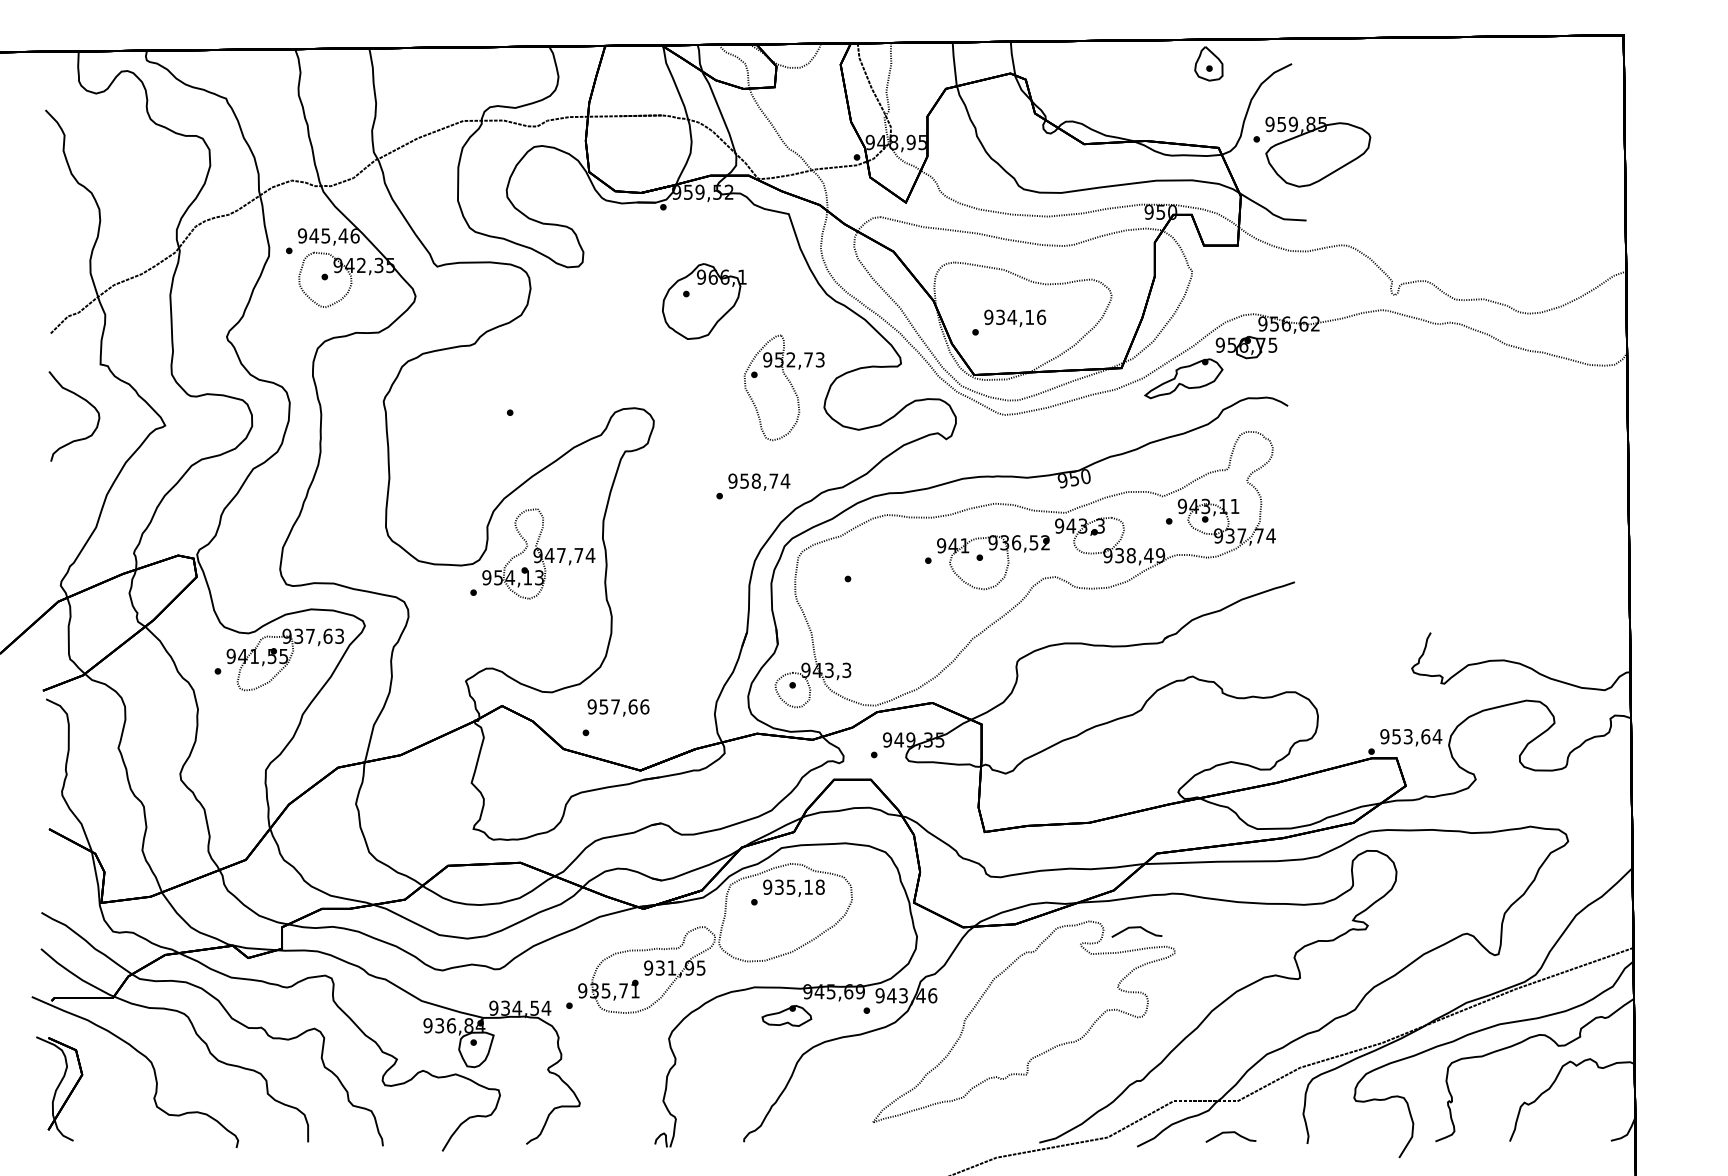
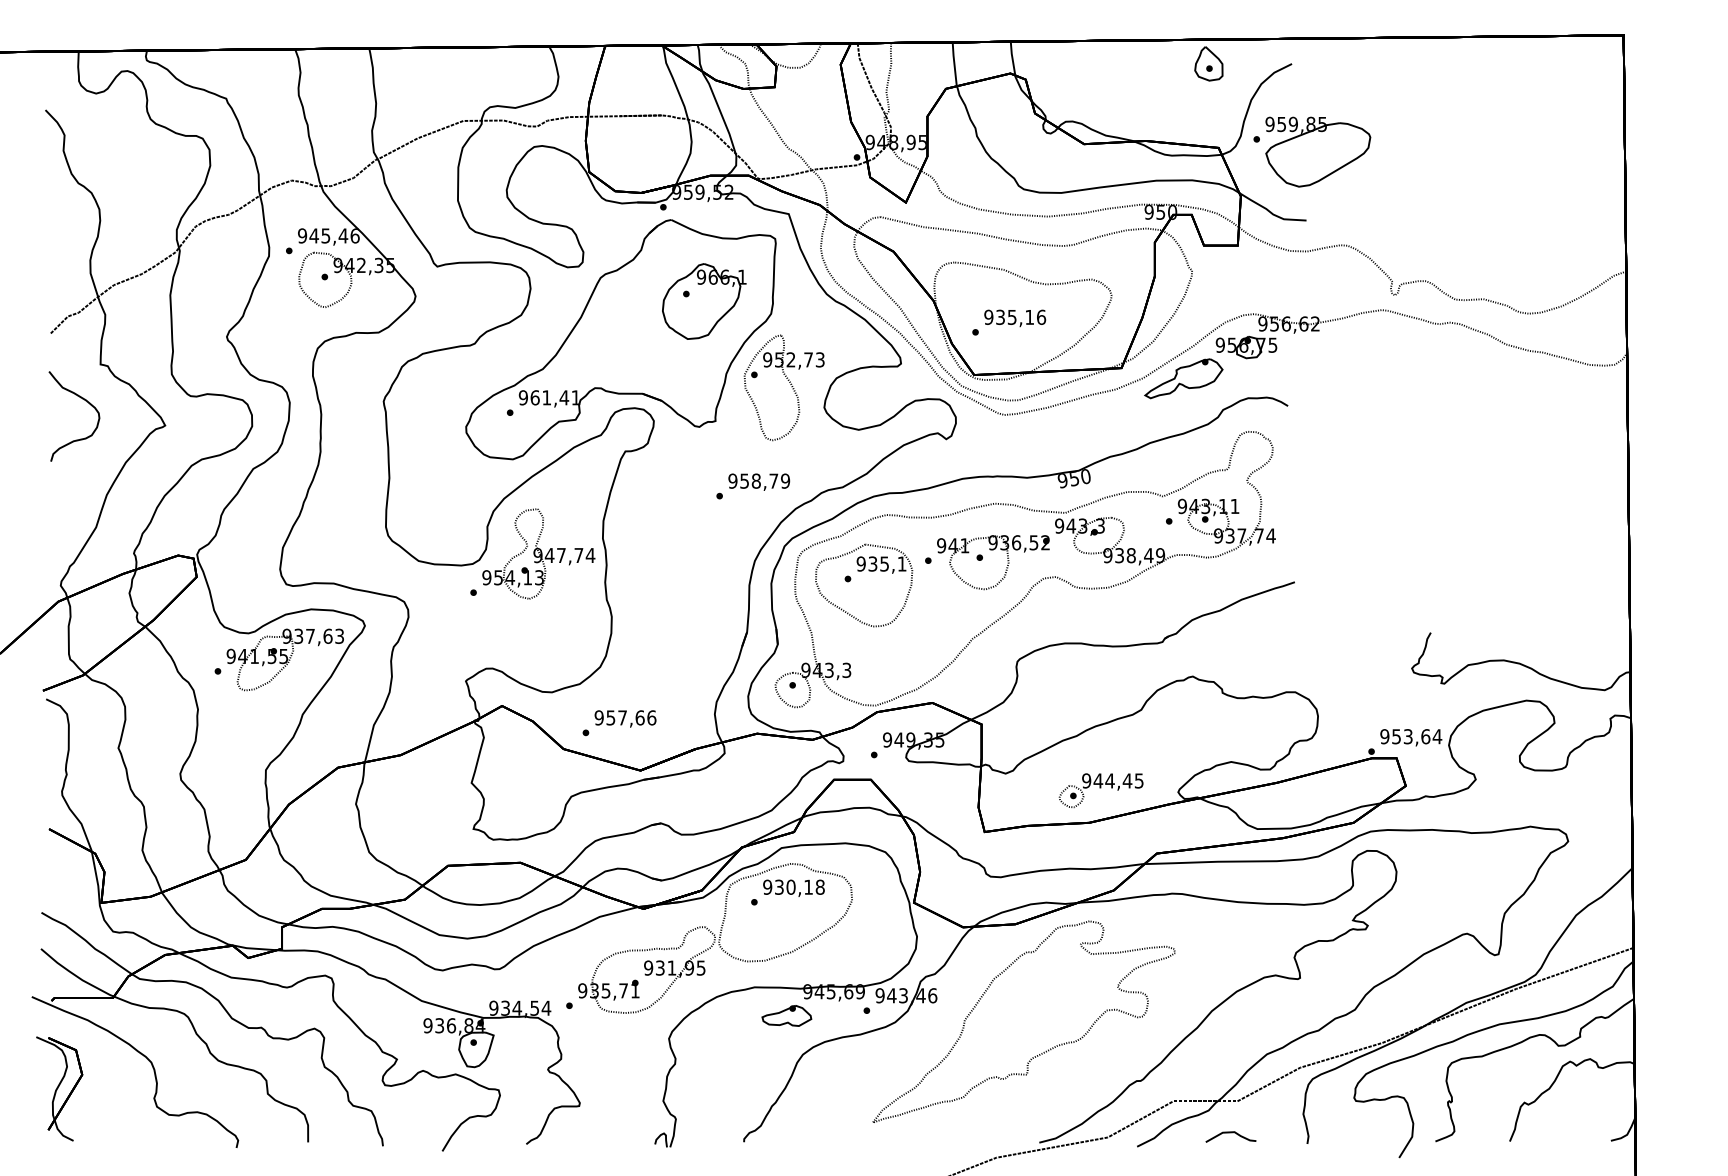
text: 934,16 -> 935,16 (1012, 317)
part: none -> present (620, 339)
text: 958,74 -> 958,79 (785, 480)
part: none -> present (862, 571)
text position: (618, 707) -> (625, 718) (625, 718)
part: none -> present (1100, 790)
text: 935,18 -> 930,18 (790, 886)
curve: present -> none (1136, 928)
